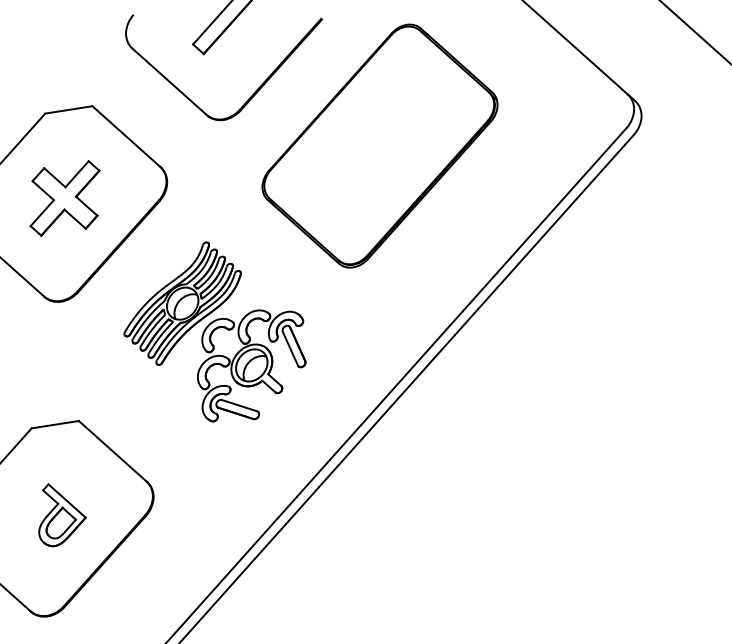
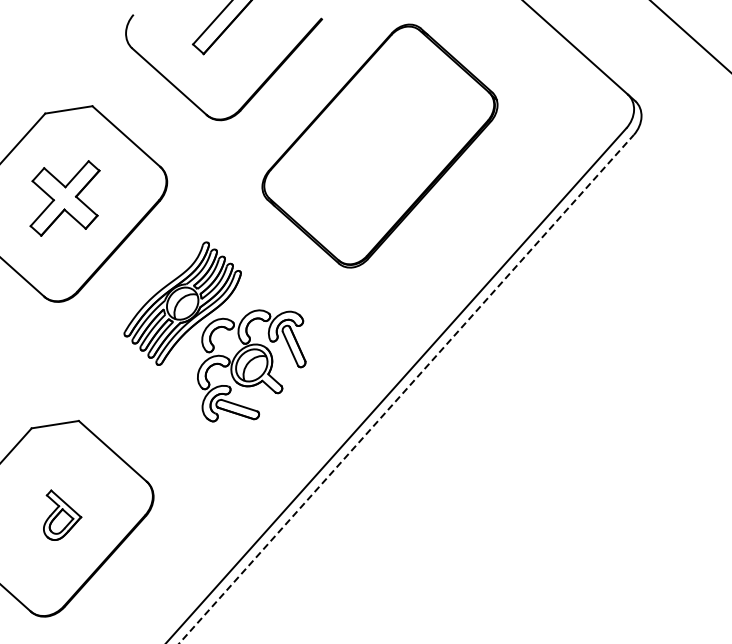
line position: (694, 32) -> (690, 36) (690, 36)
line: solid -> dashed (406, 389)
part size: 49x65 px -> 40x52 px (62, 514)
